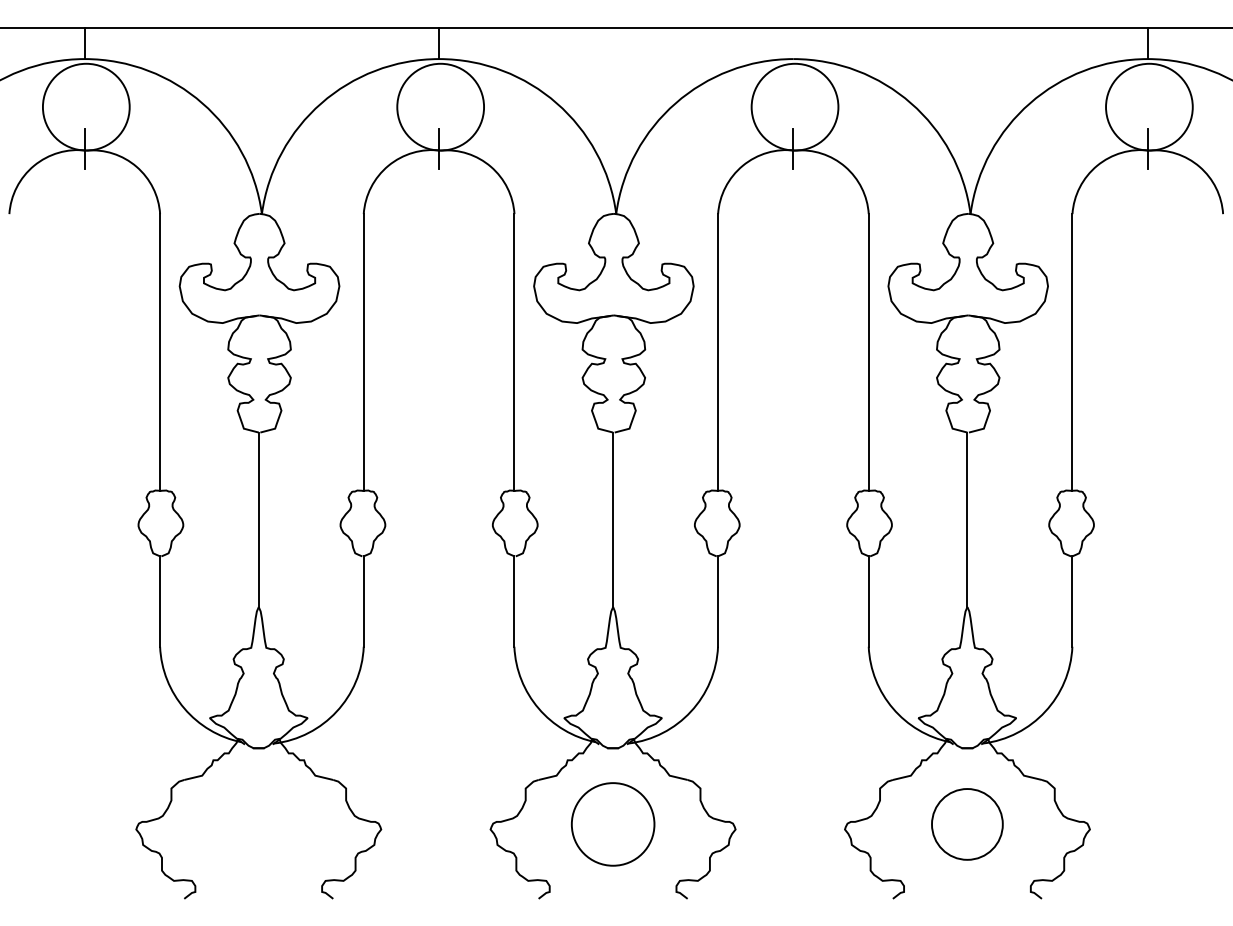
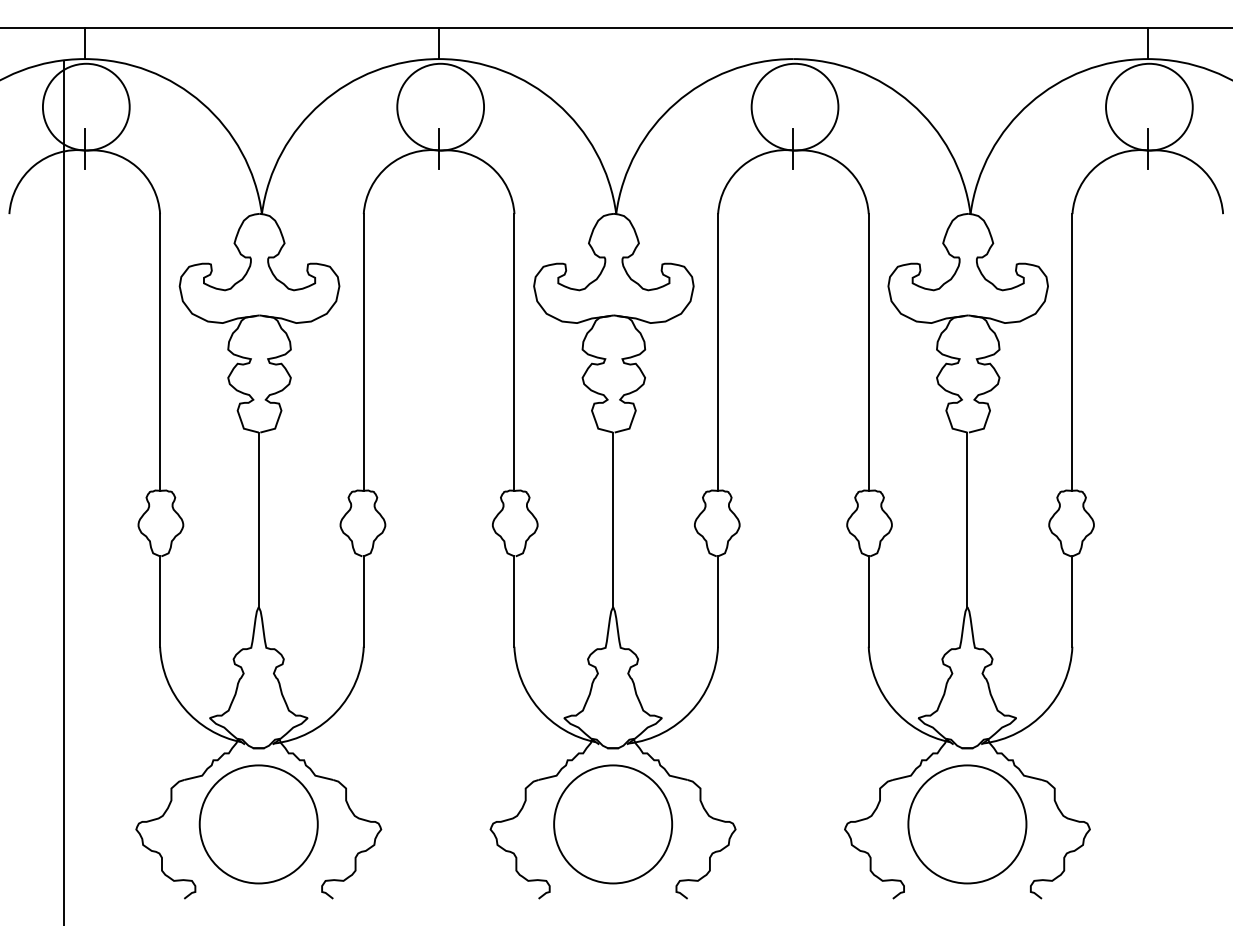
line: none -> present (64, 491)
circle: none -> present (258, 824)
circle diameter: 83 px -> 118 px (613, 824)
circle diameter: 71 px -> 118 px (967, 824)
